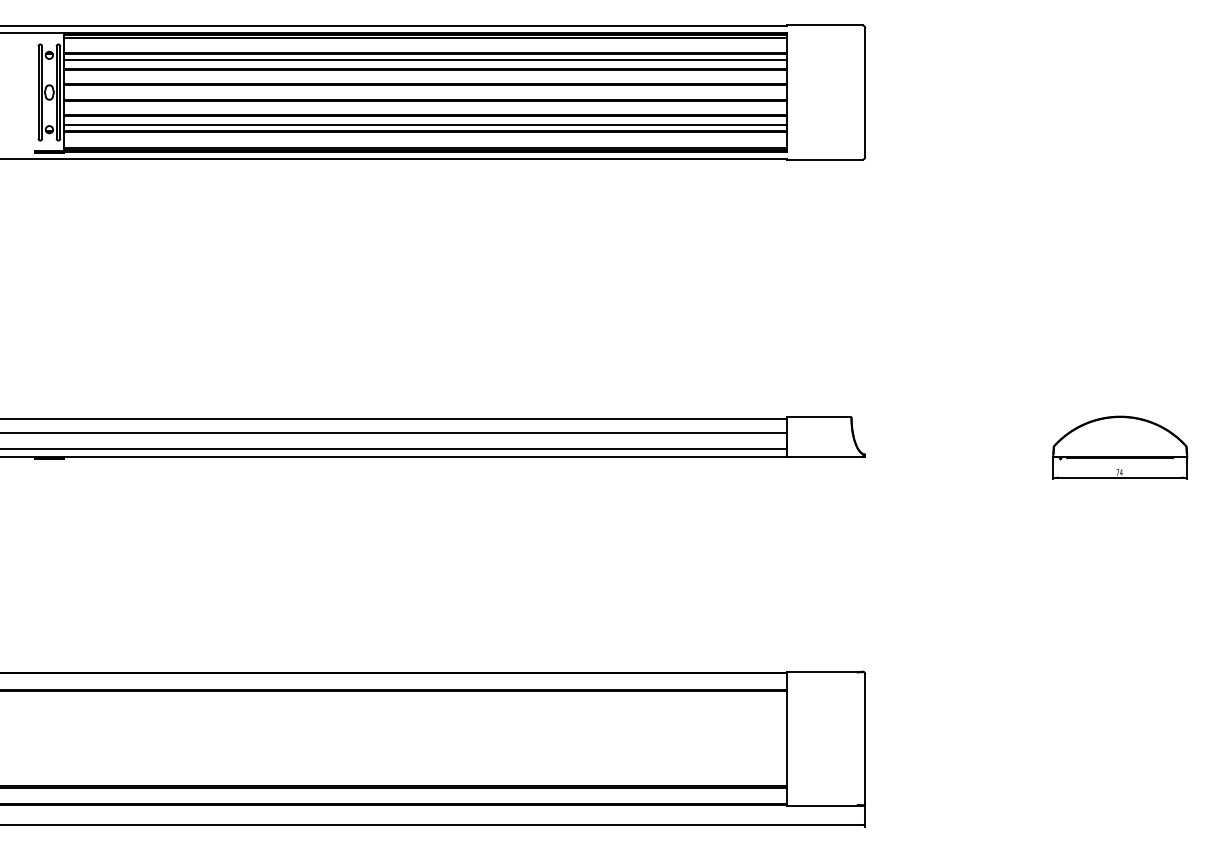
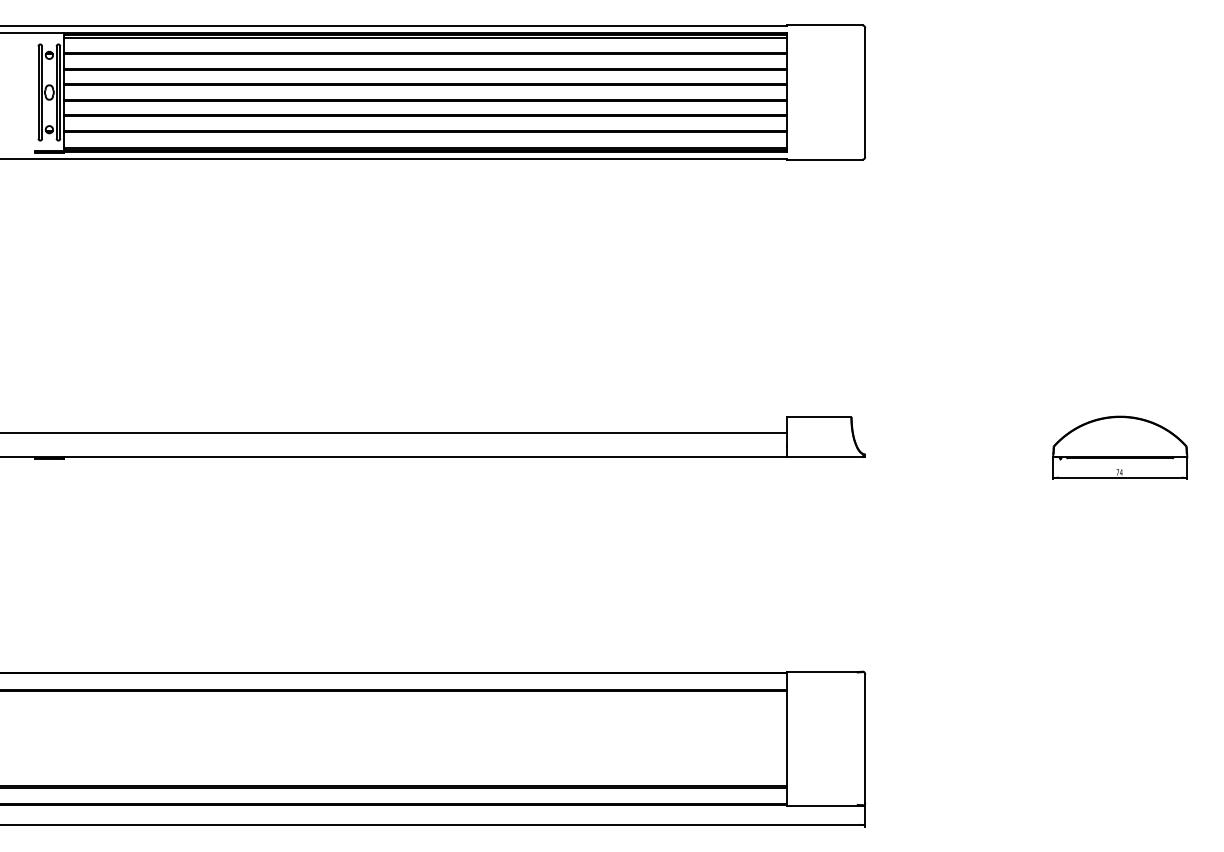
line: present -> none (425, 59)
line: present -> none (425, 125)
line: present -> none (394, 419)
line: present -> none (394, 449)
